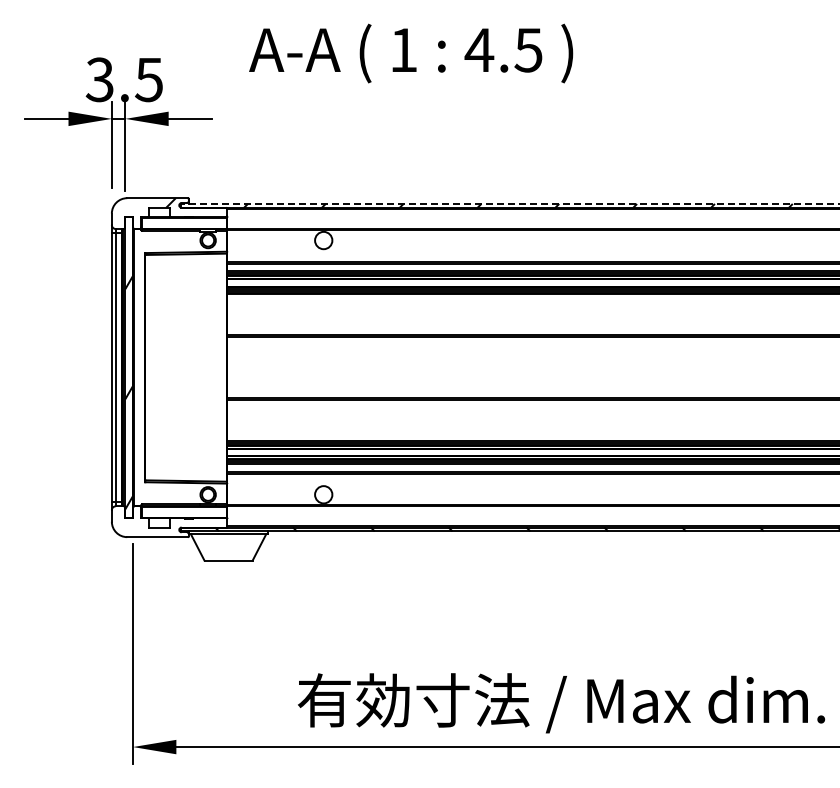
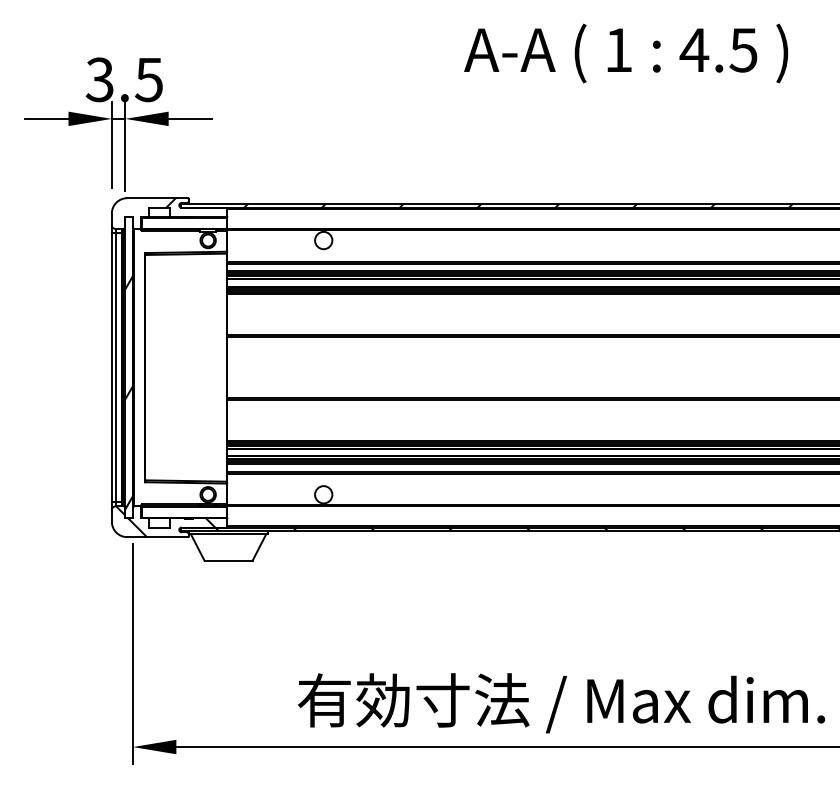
text position: (411, 53) -> (626, 53) (626, 53)
line: dashed -> solid (509, 203)
hatch: none -> present (165, 521)
